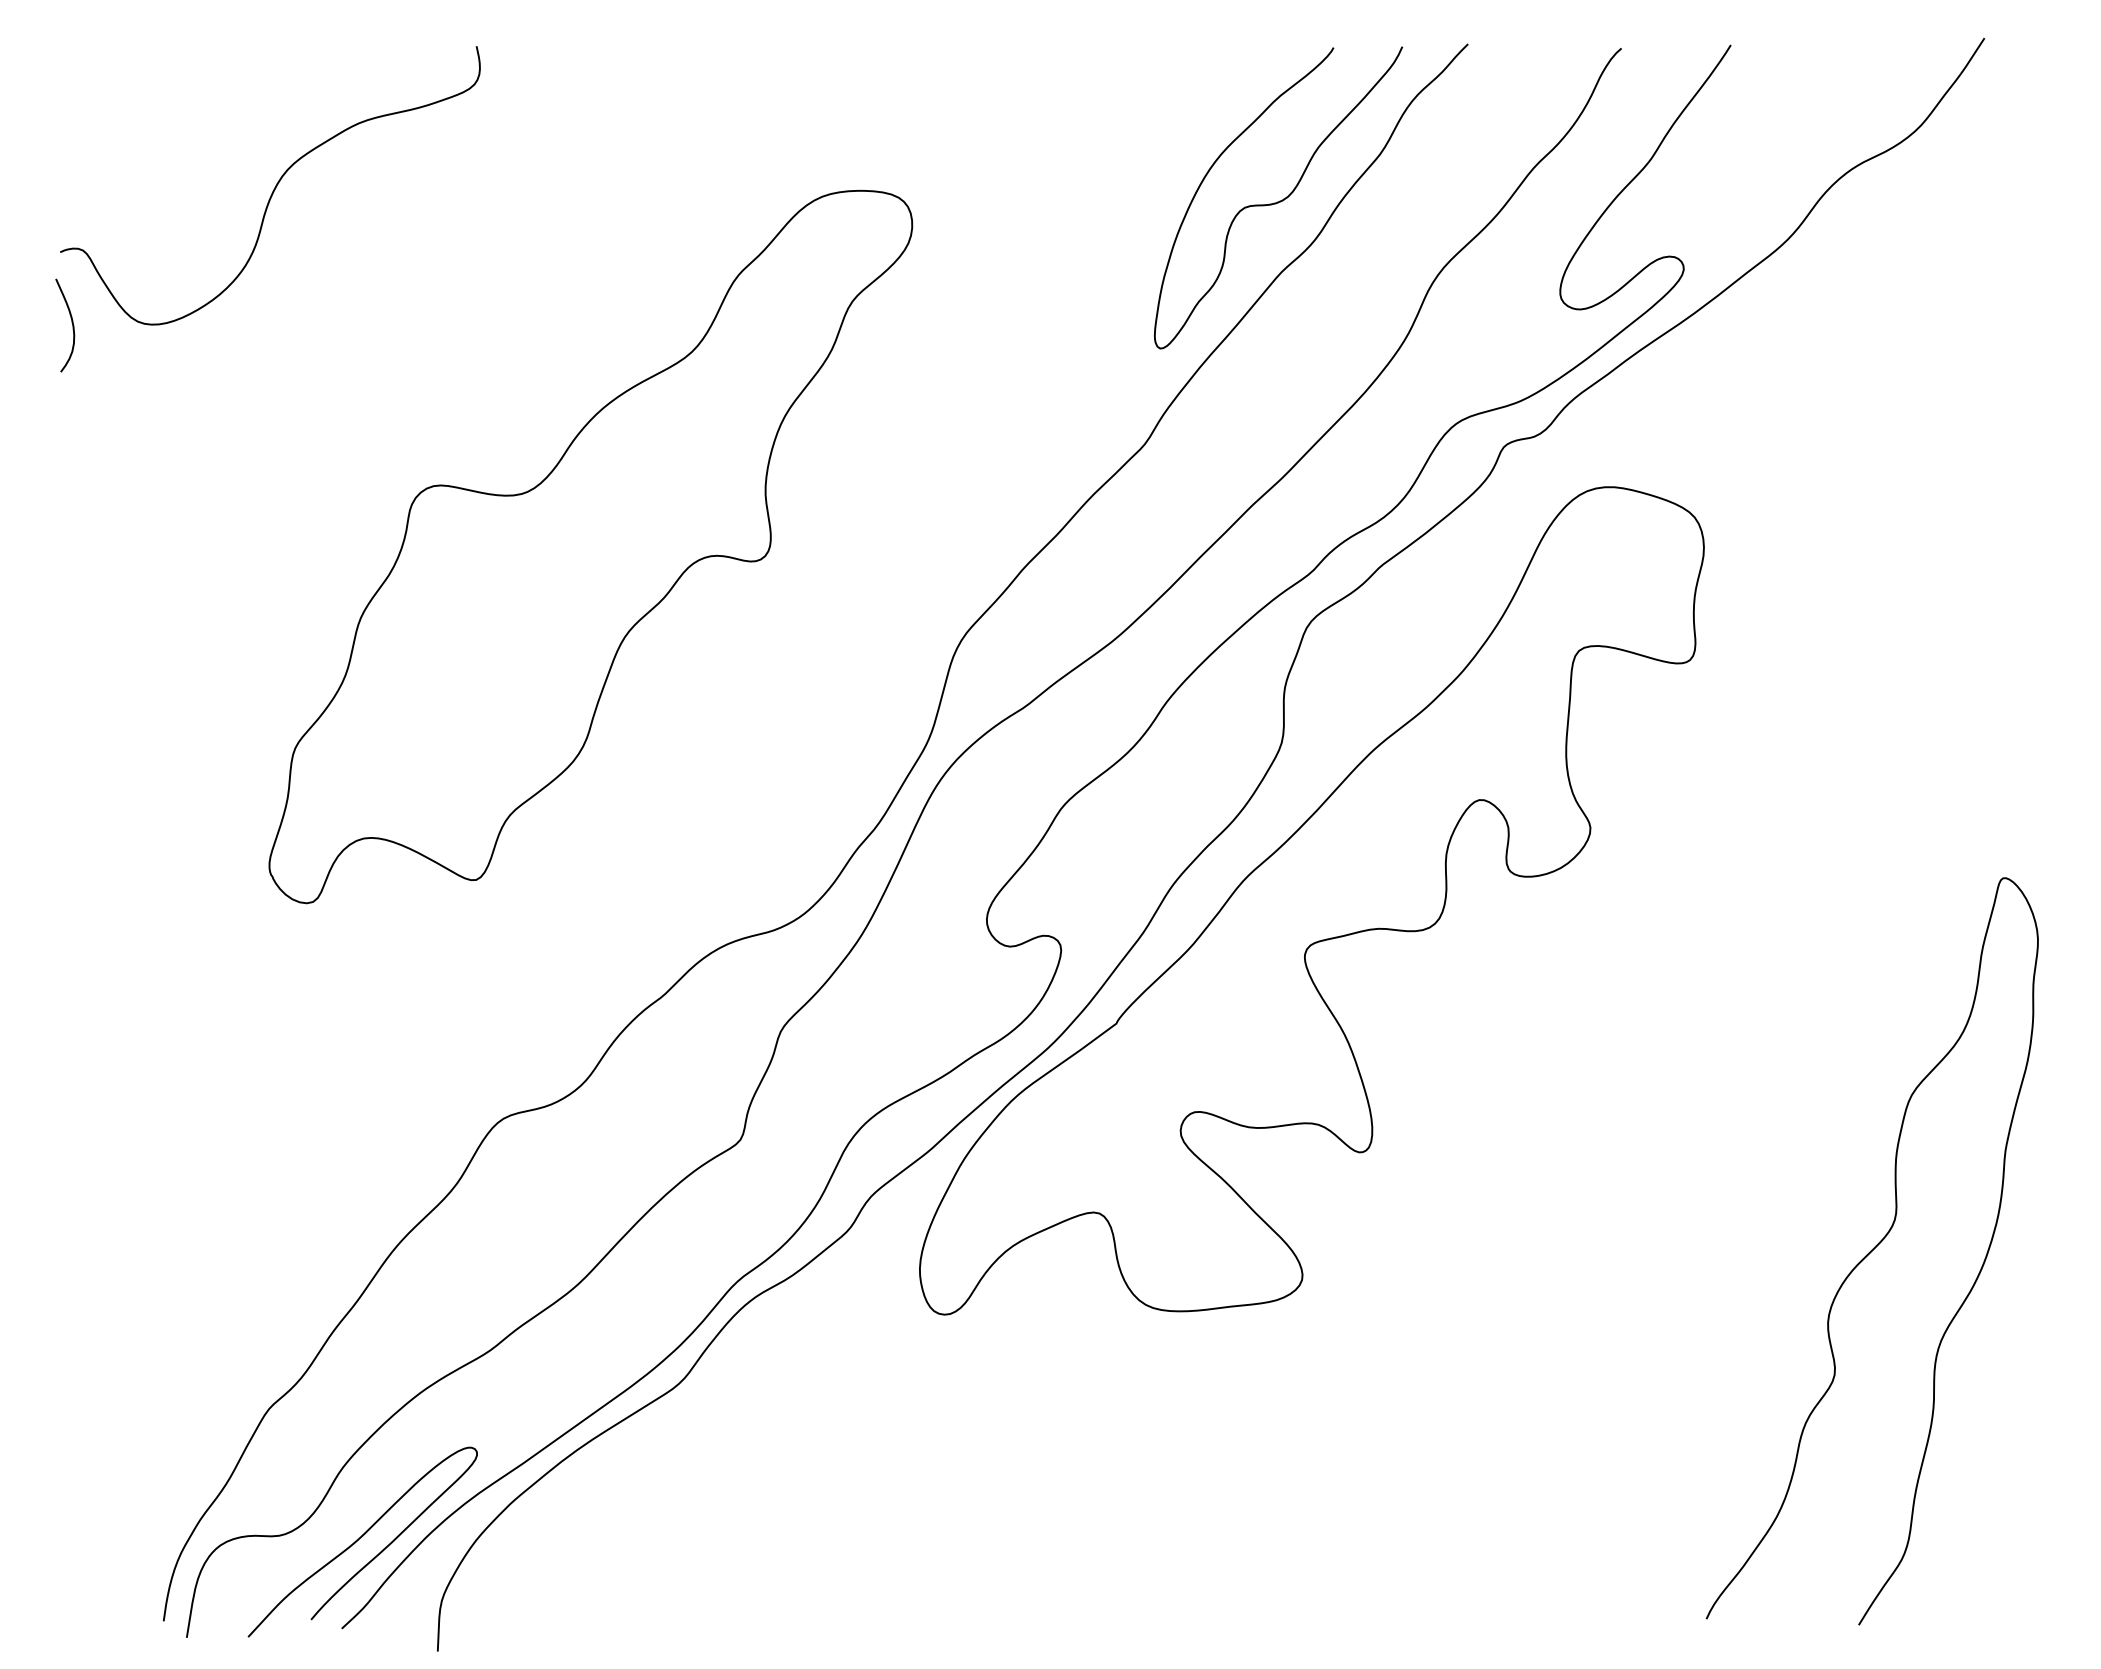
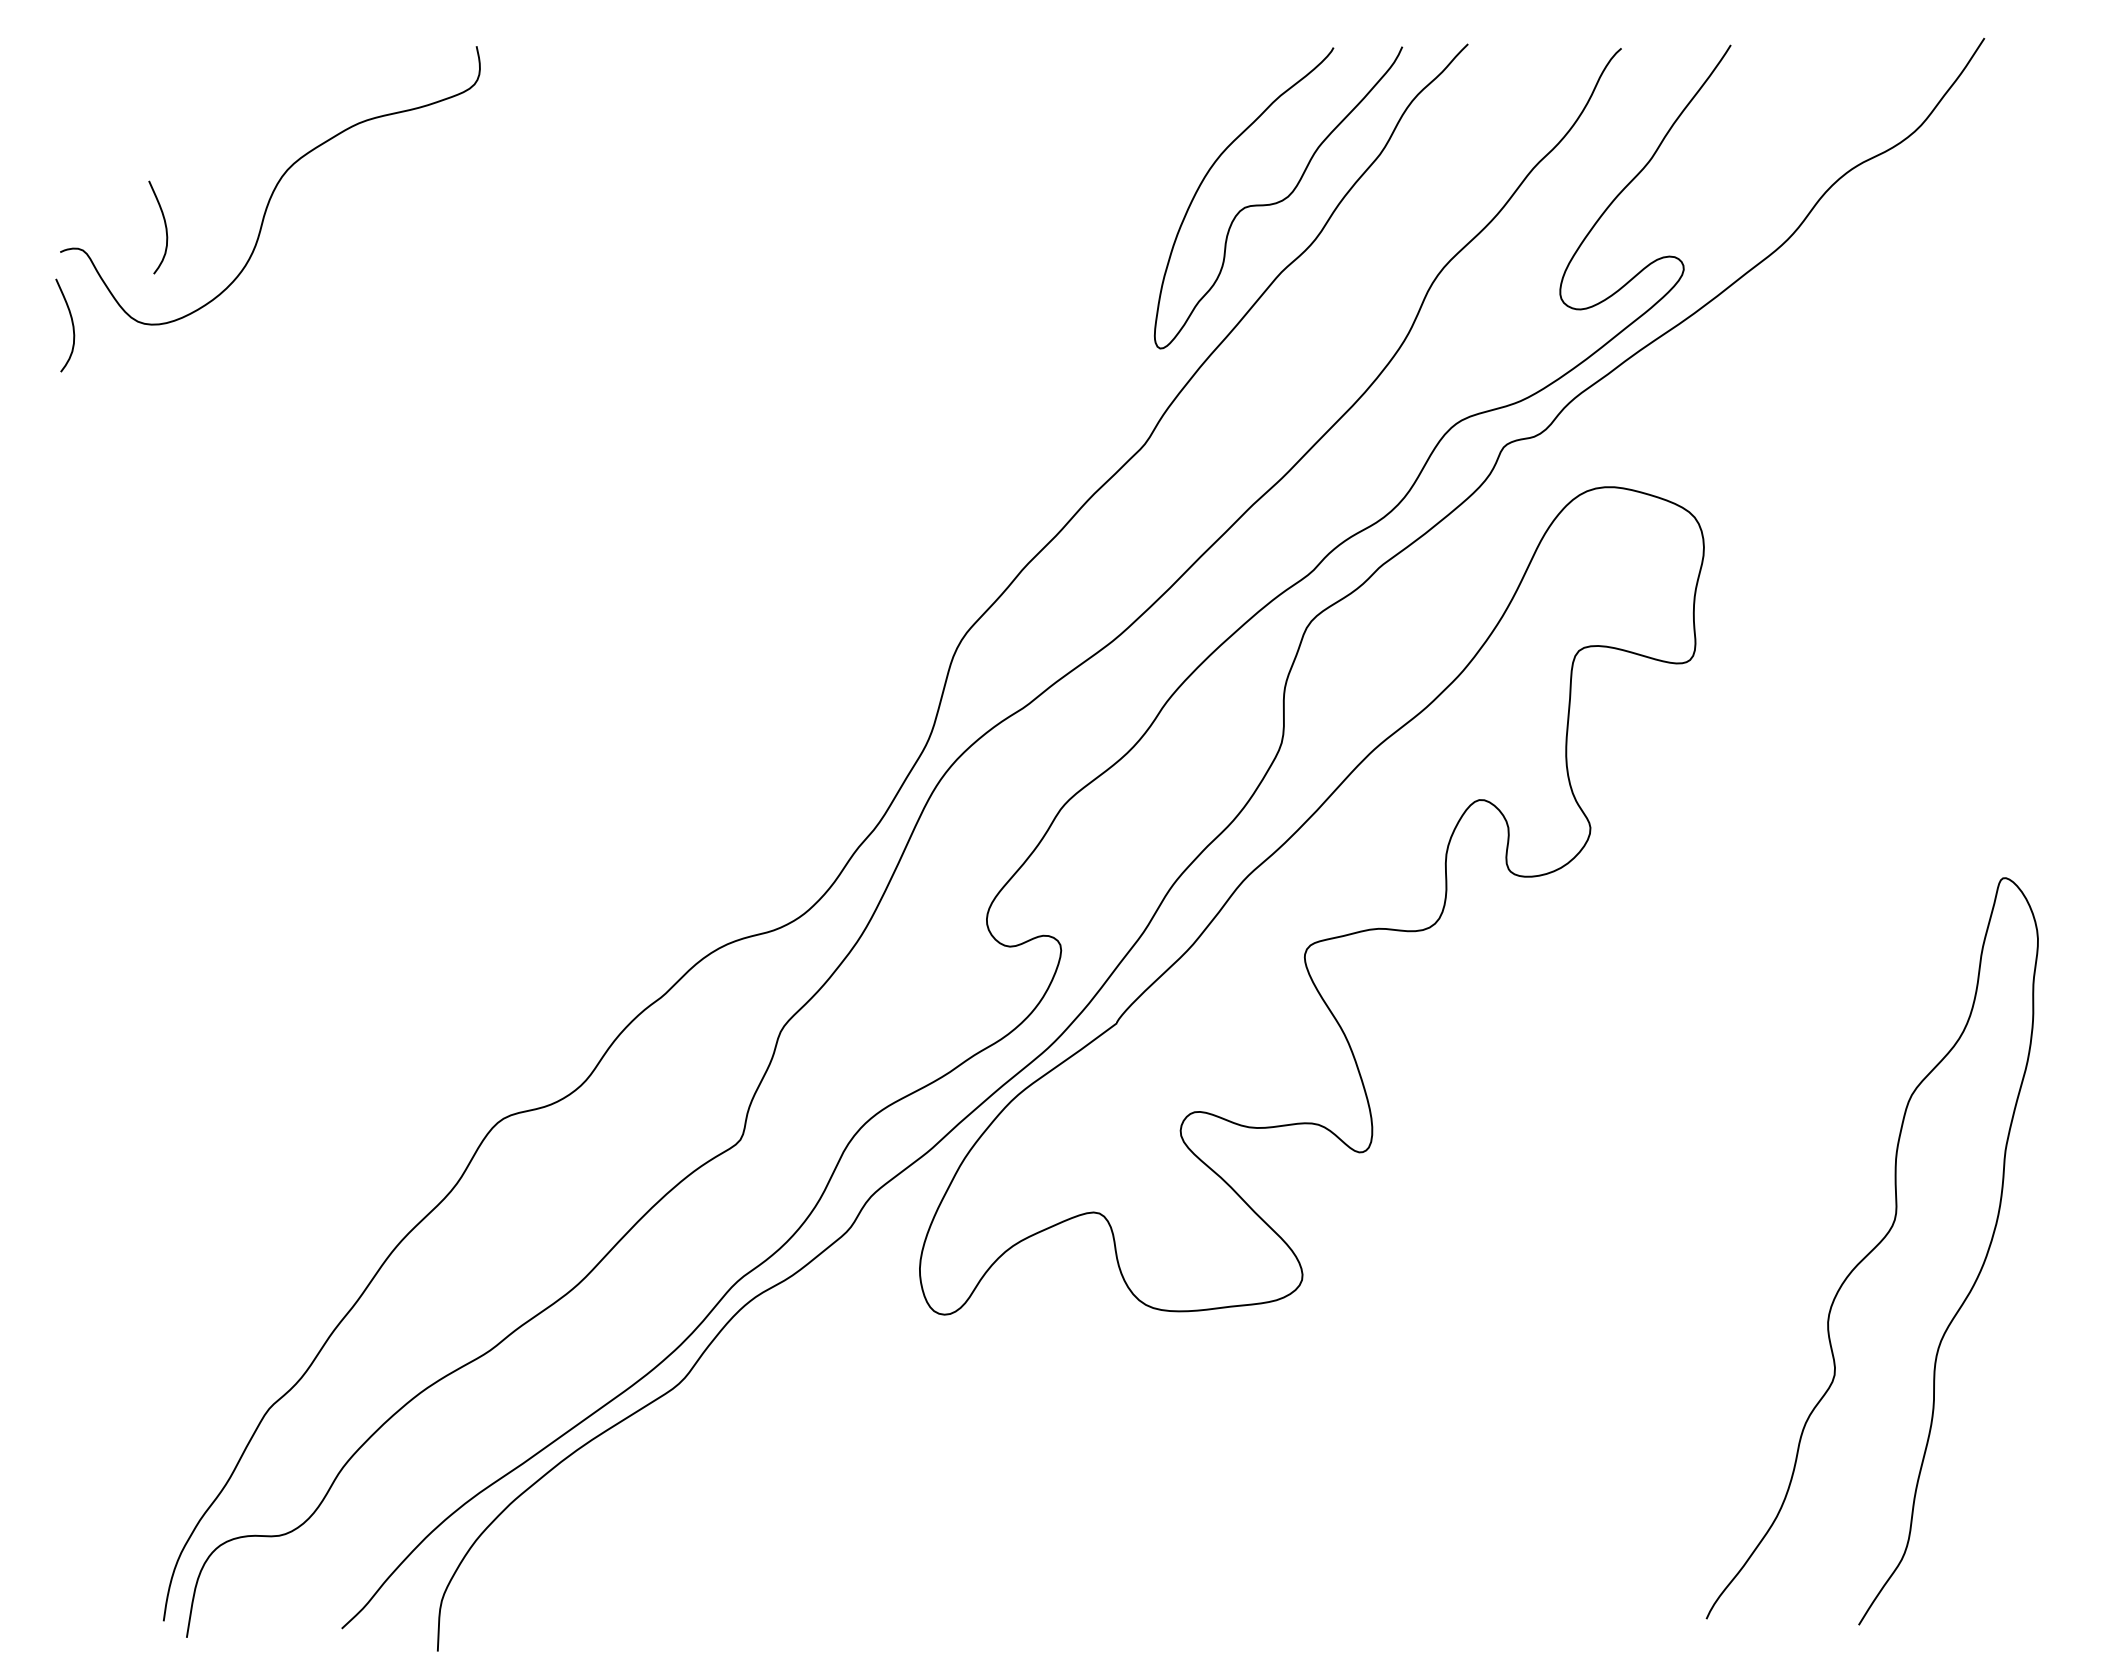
curve: none -> present (164, 225)
part: present -> none (590, 547)
curve: present -> none (360, 1538)
